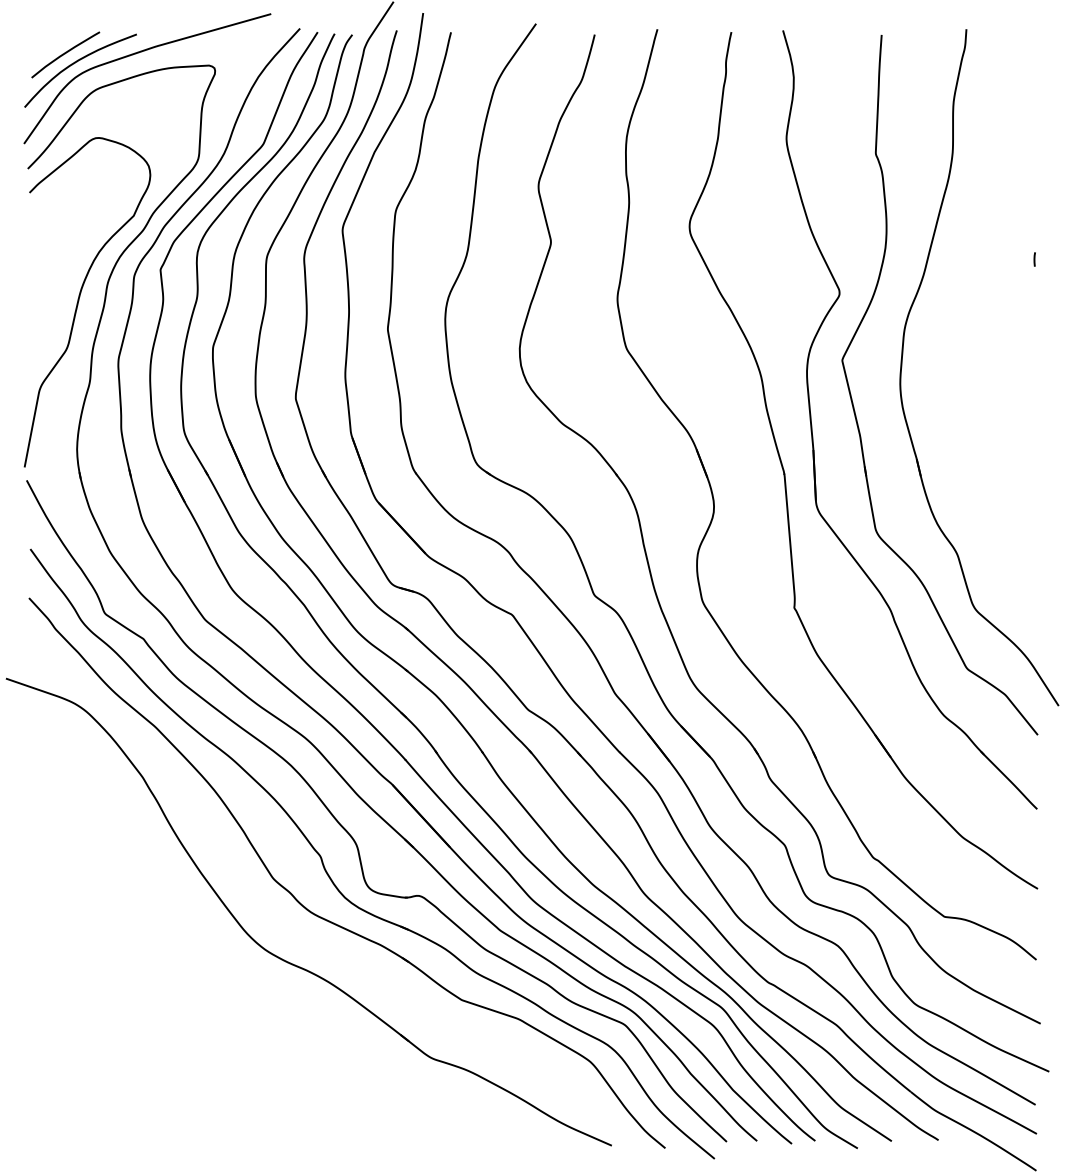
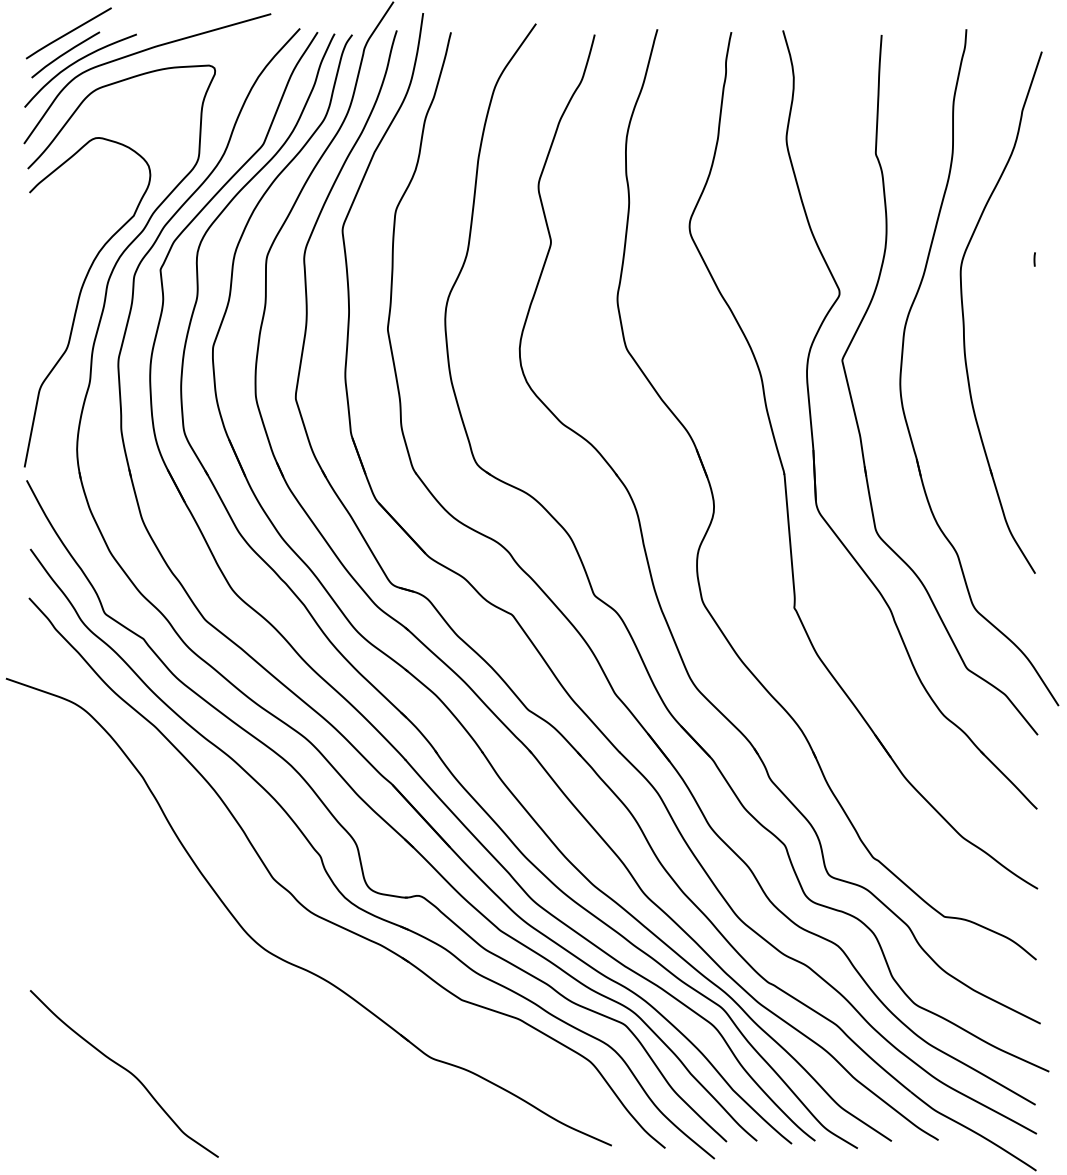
line: none -> present (68, 33)
part: none -> present (964, 317)
curve: none -> present (126, 1071)
